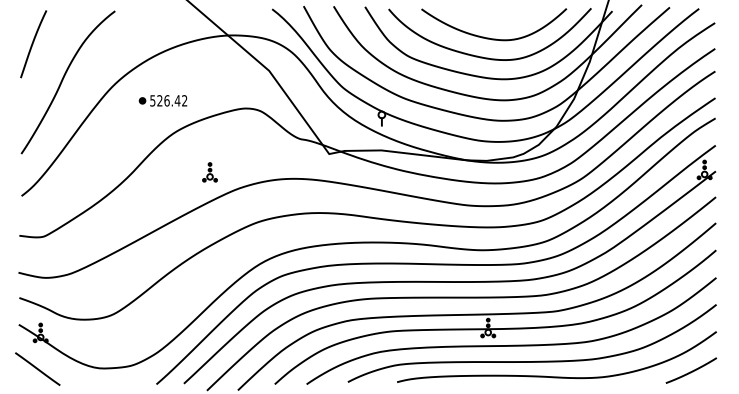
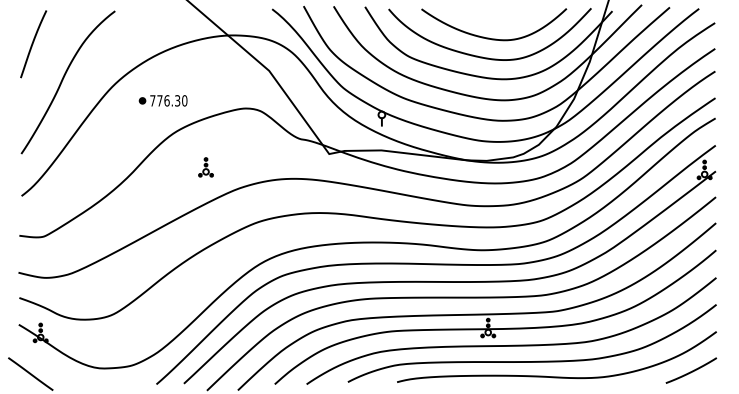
text: 526.42 -> 776.30 (168, 100)
part position: (209, 172) -> (205, 167) (205, 167)
line position: (37, 368) -> (30, 373) (30, 373)
